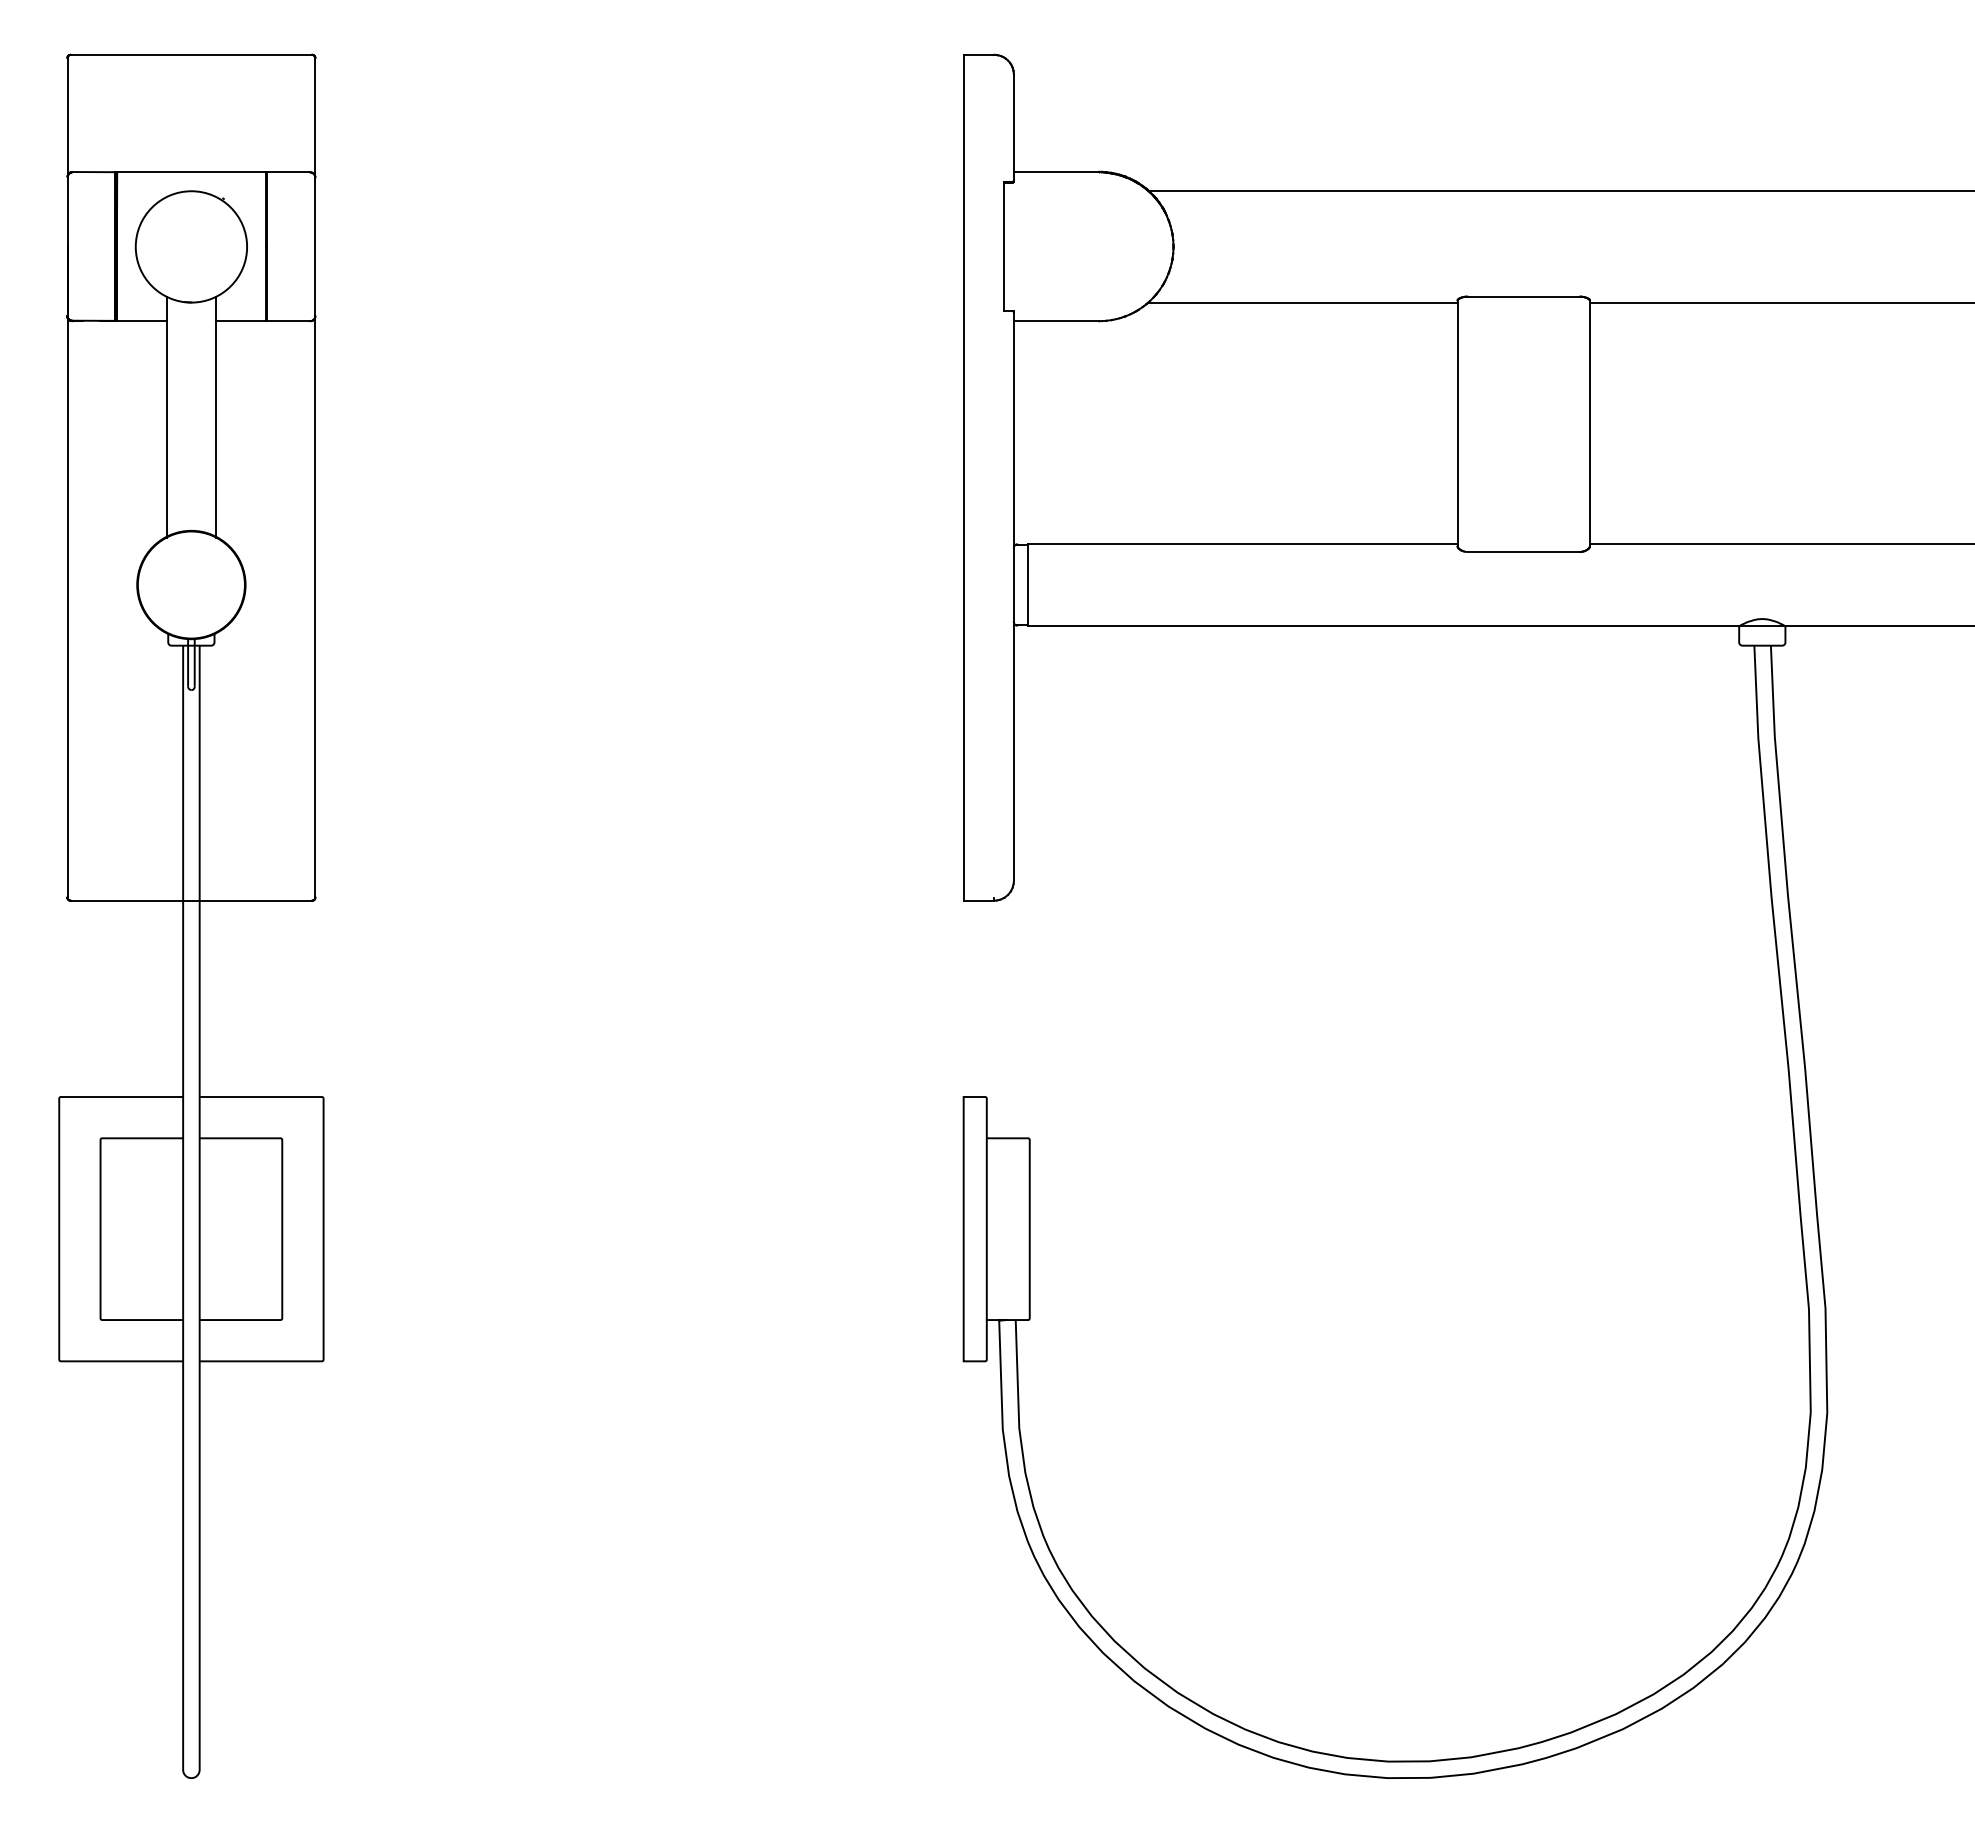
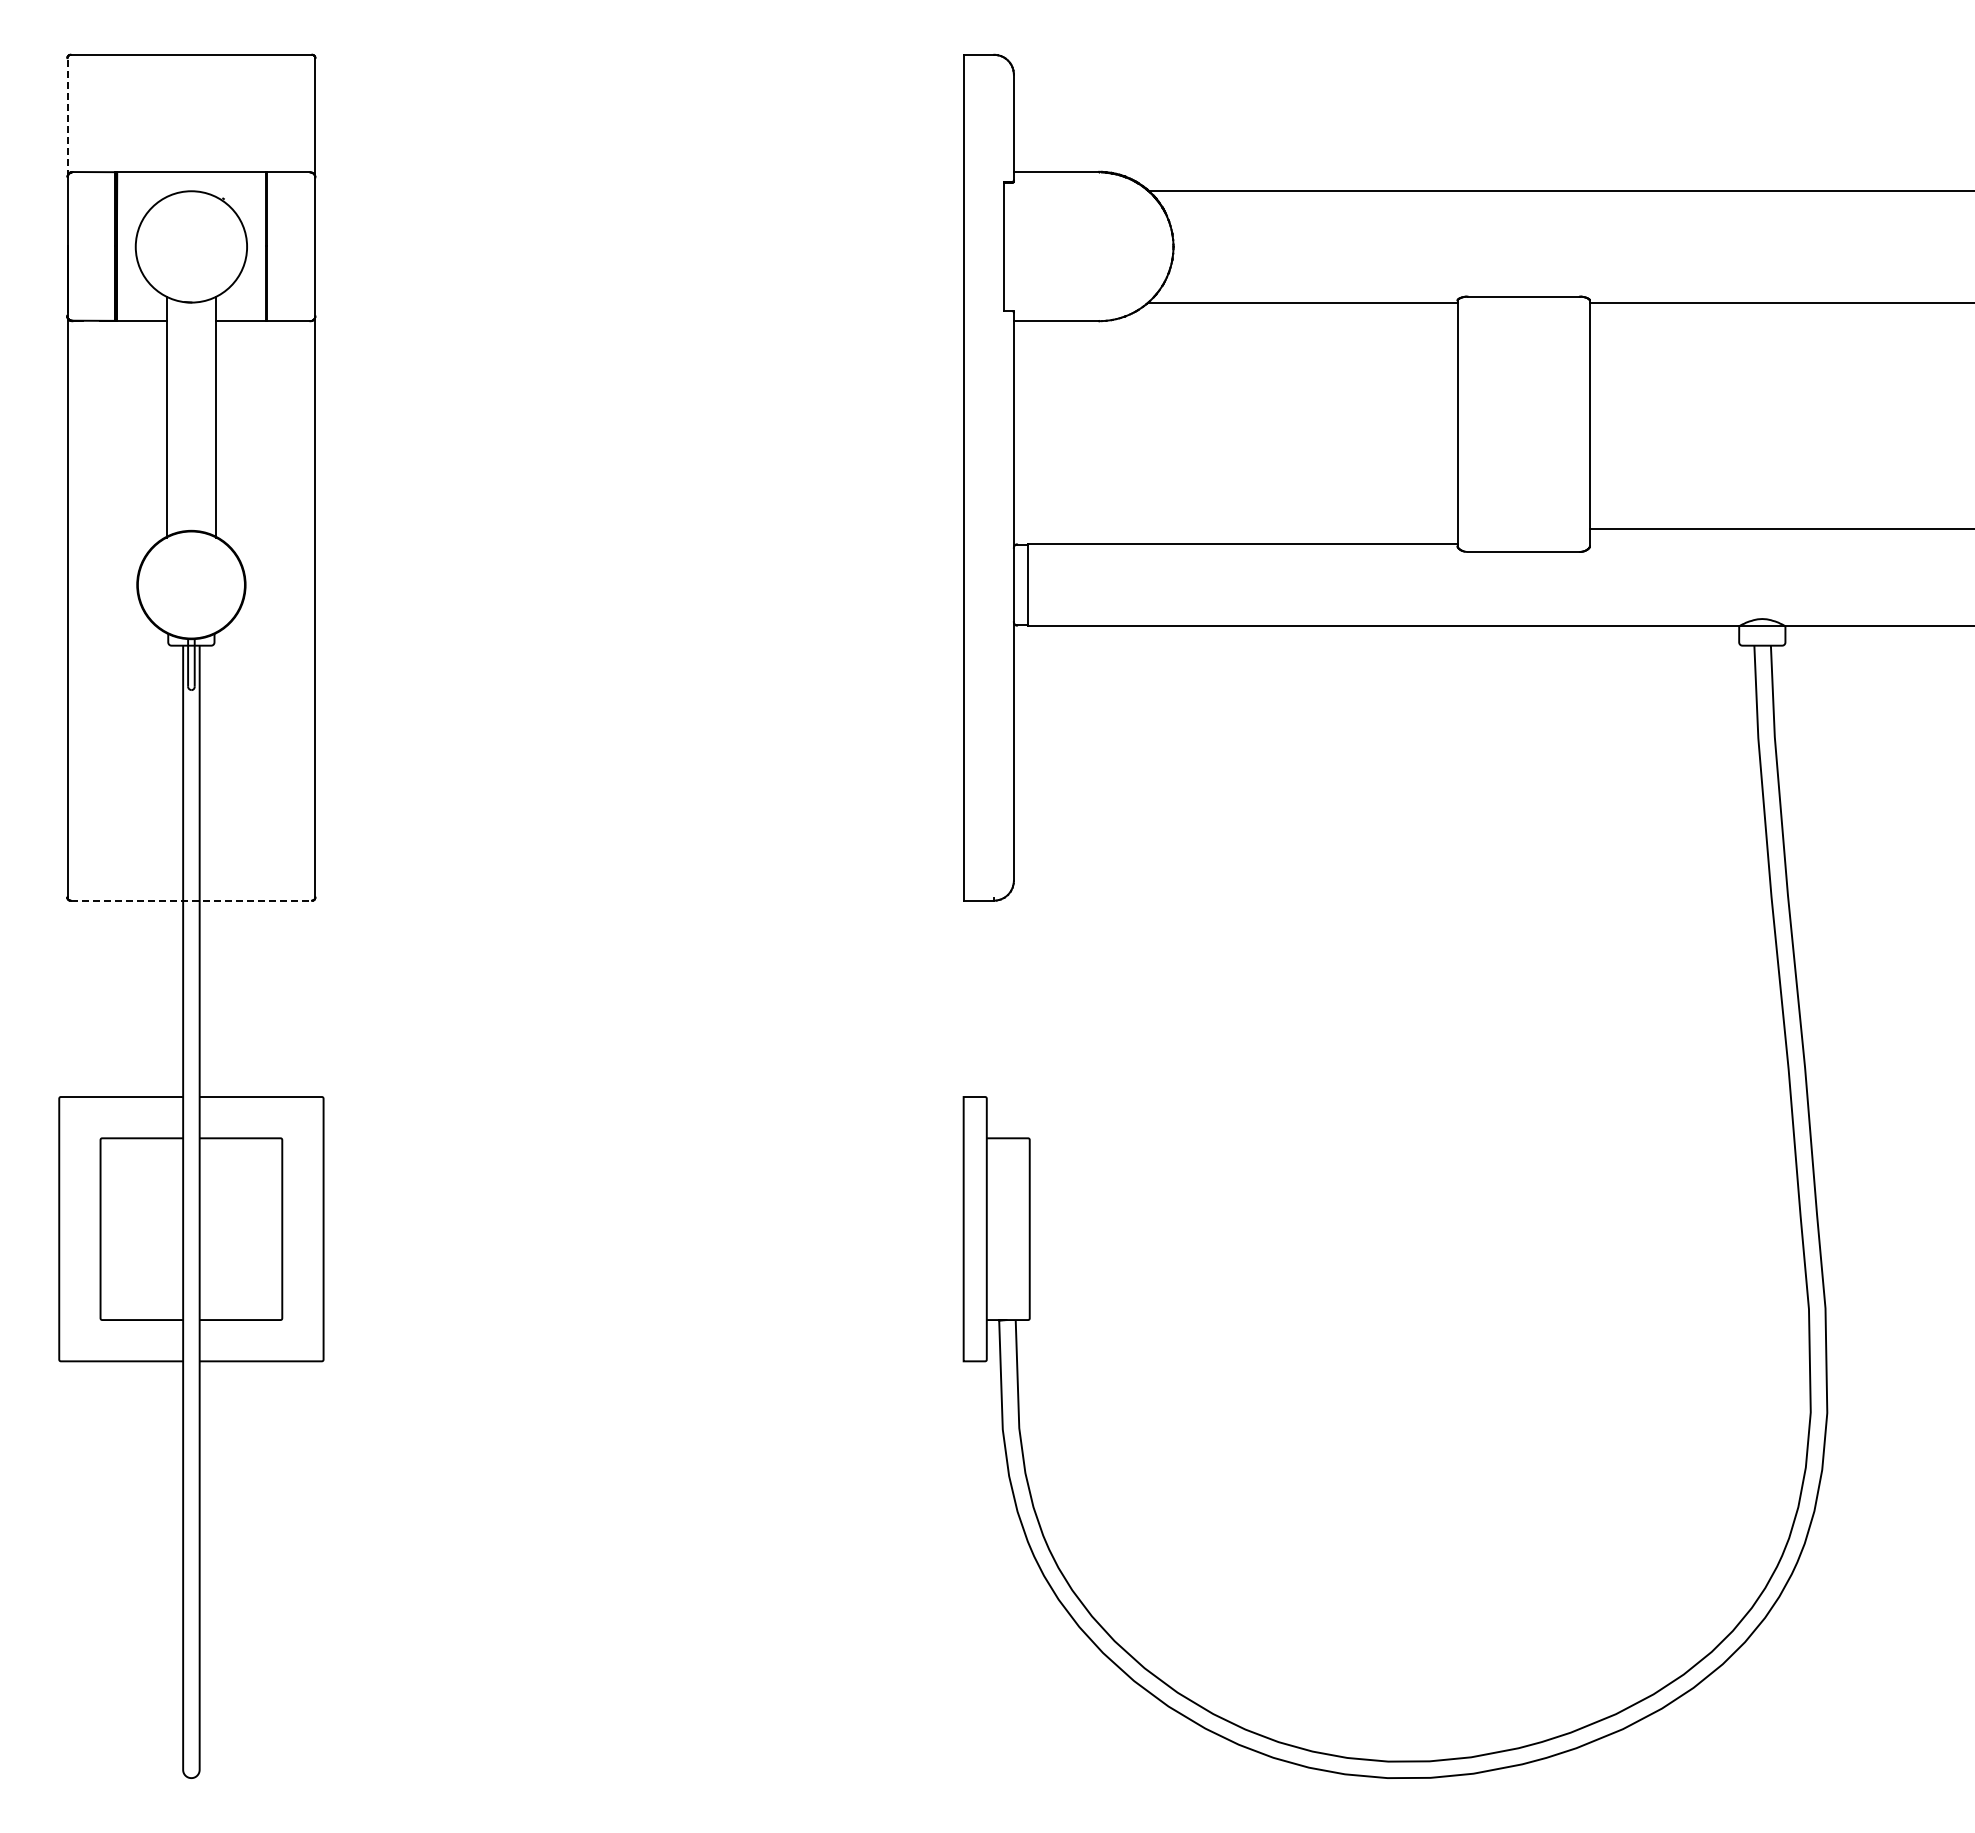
line: solid -> dashed (67, 117)
line position: (1780, 543) -> (1780, 528) (1780, 528)
line: solid -> dashed (191, 900)
